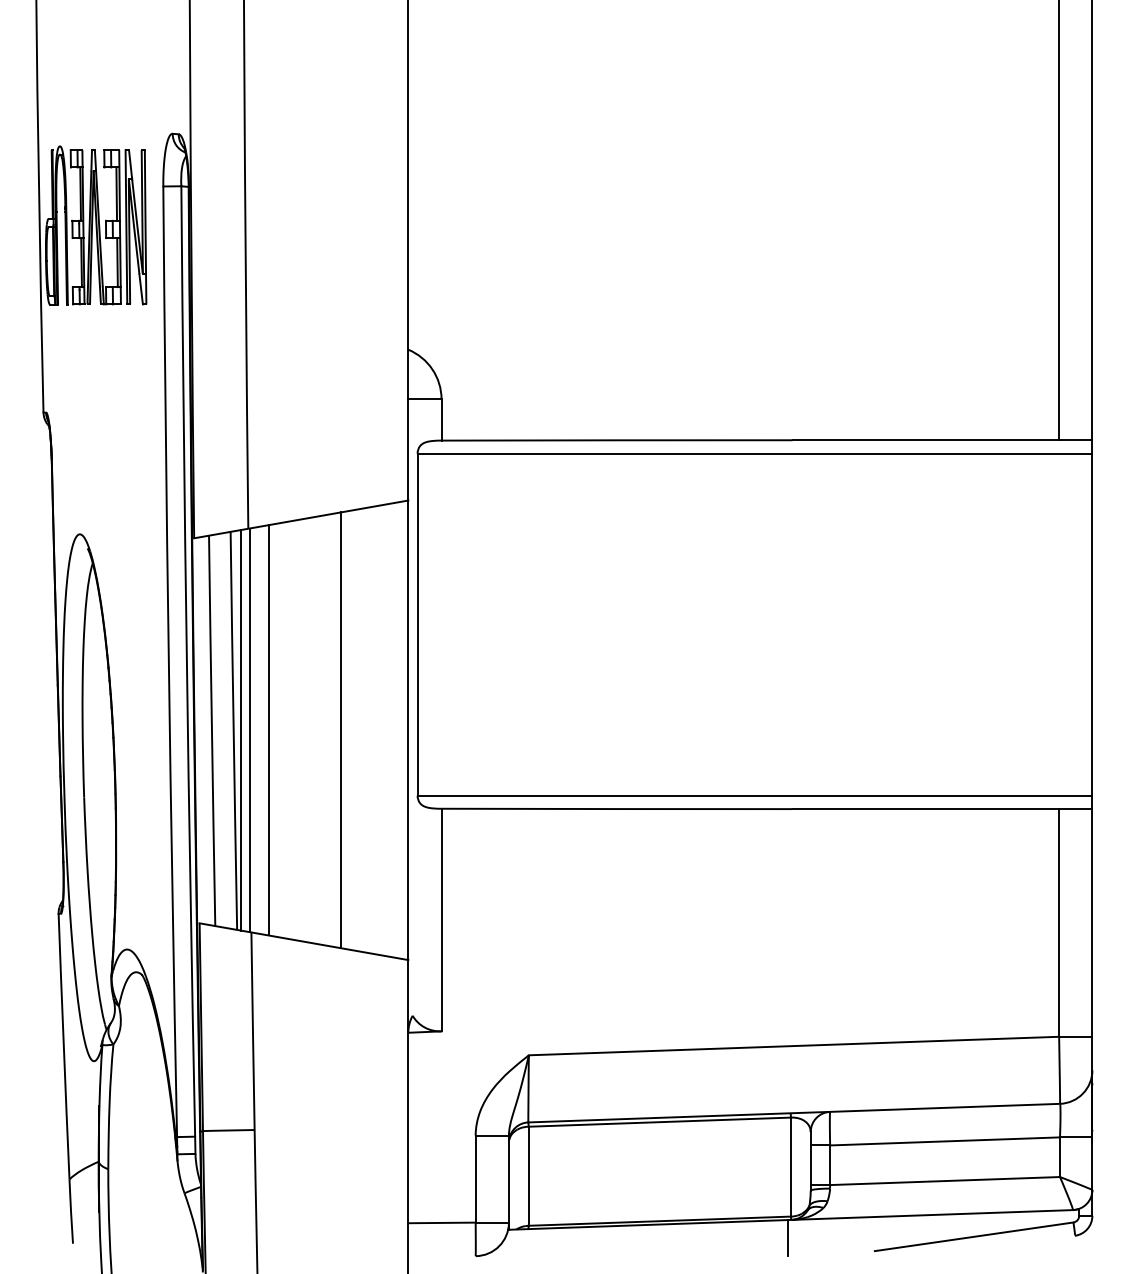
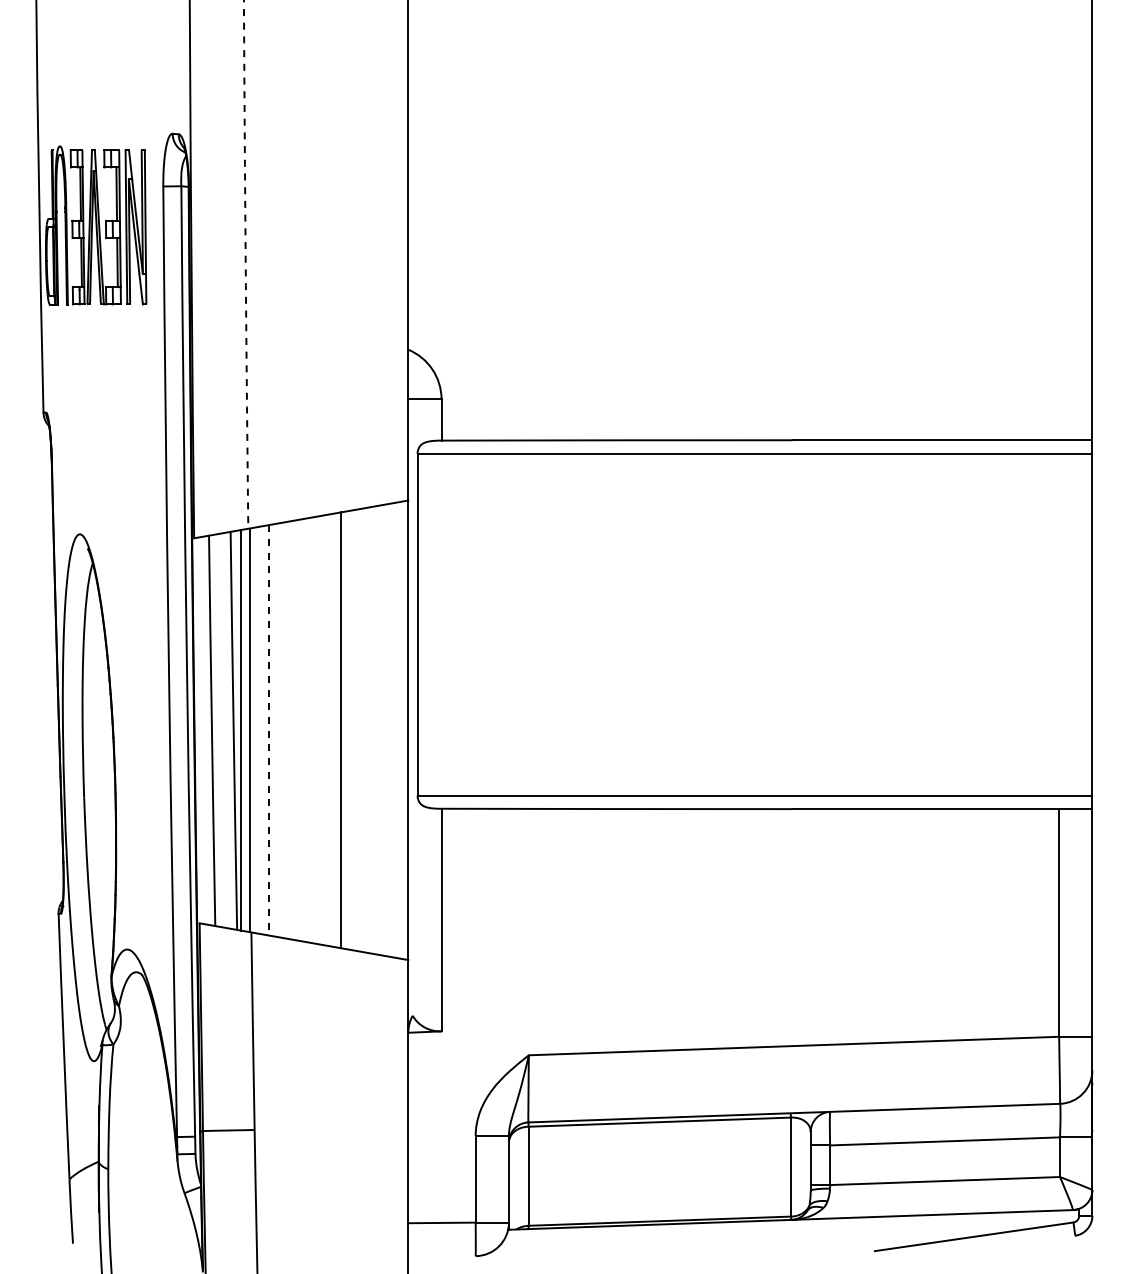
line: present -> none (1059, 221)
arc: solid -> dashed (245, 264)
line: solid -> dashed (268, 730)
line: present -> none (788, 1237)
